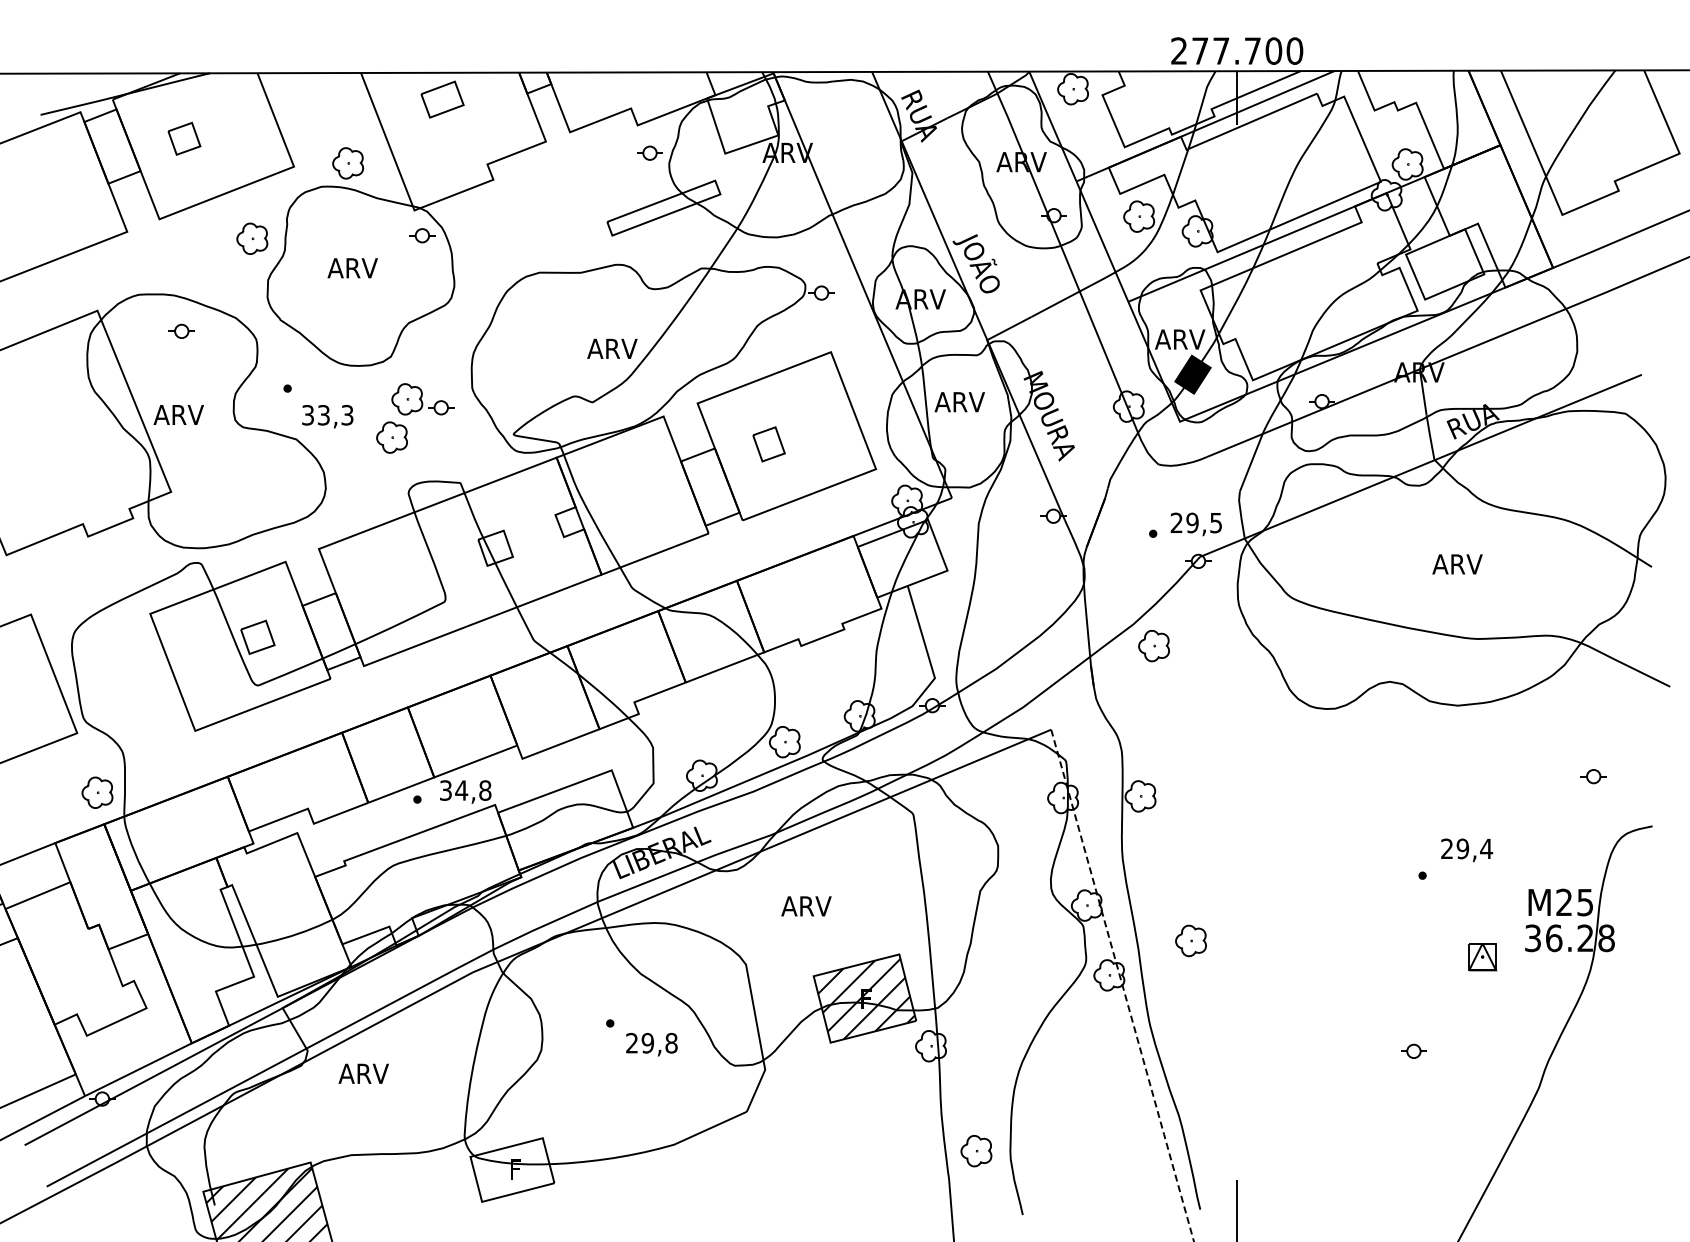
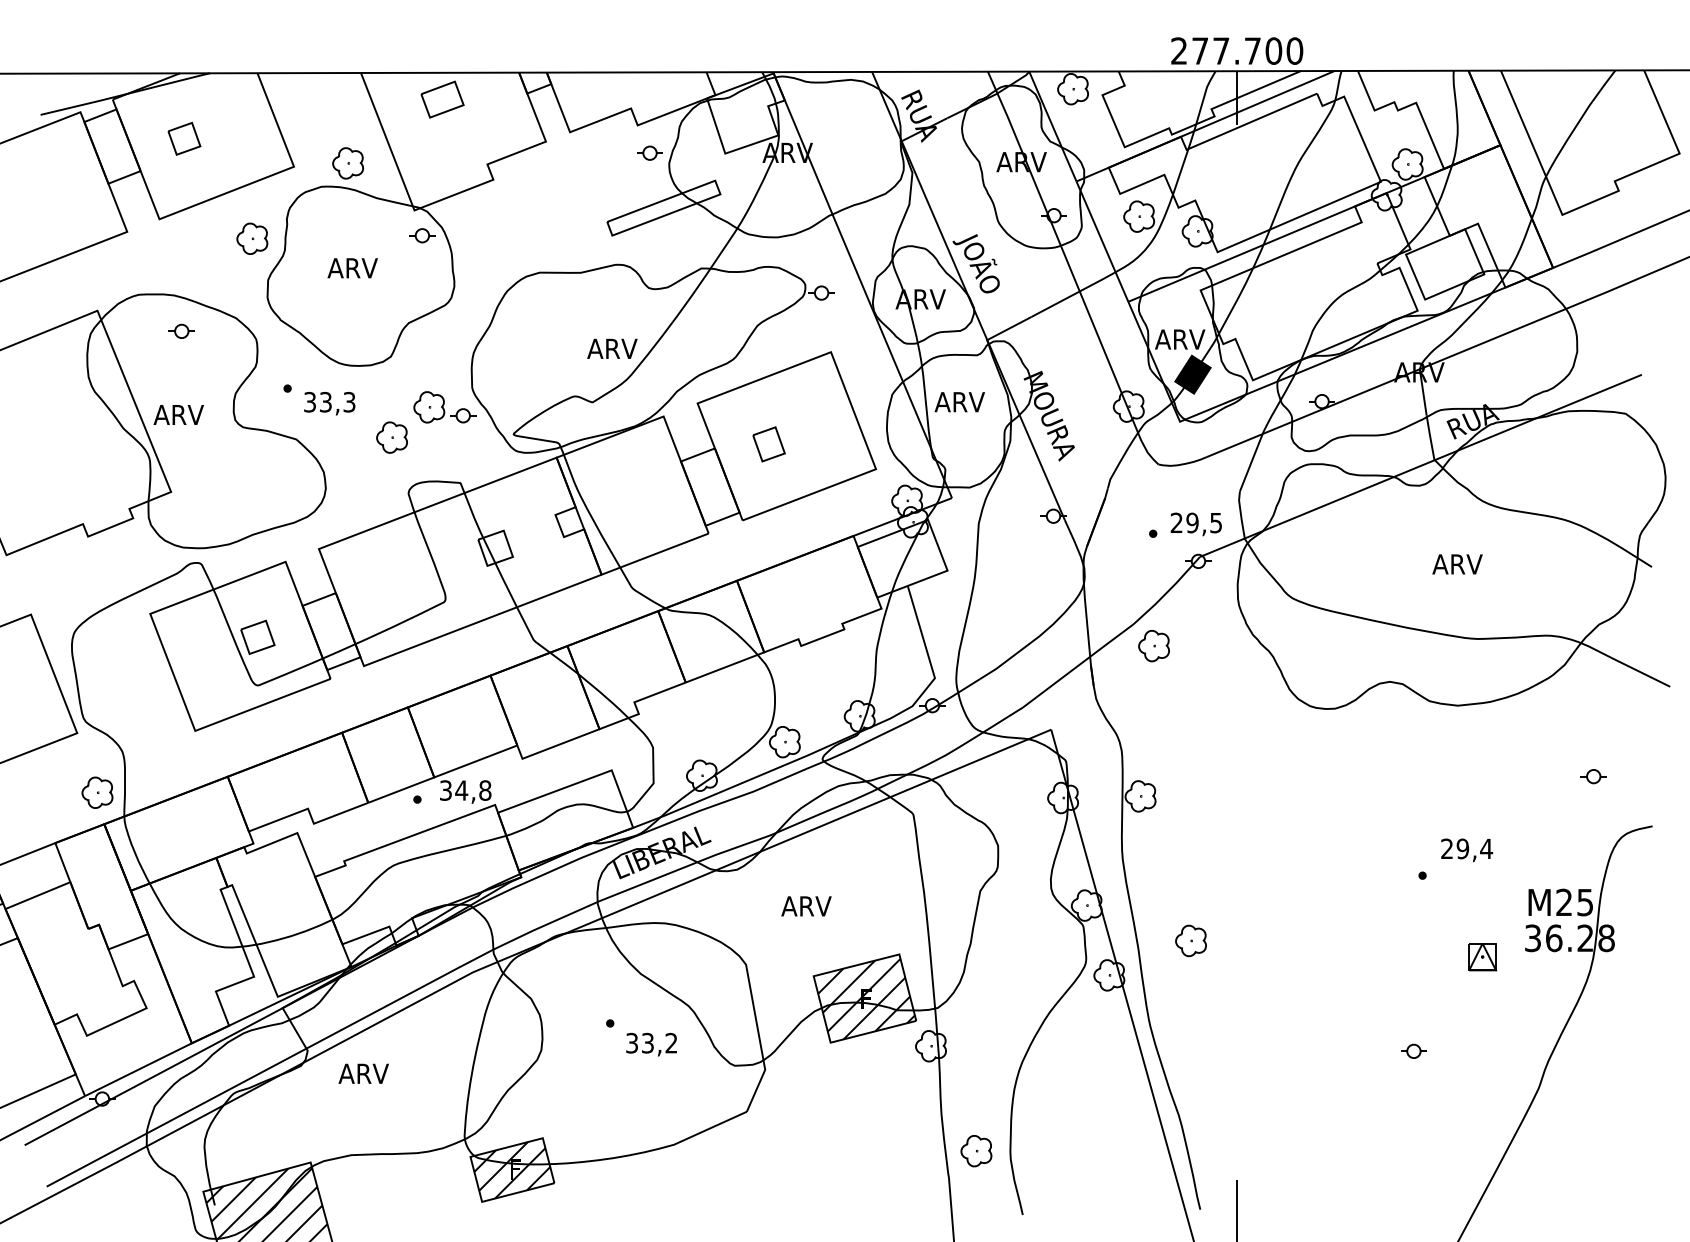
part position: (422, 399) -> (444, 407) (444, 407)
text position: (327, 416) -> (329, 403) (329, 403)
line: dashed -> solid (1122, 986)
text: 29,8 -> 33,2 (651, 1043)
hatch: none -> present (512, 1170)
